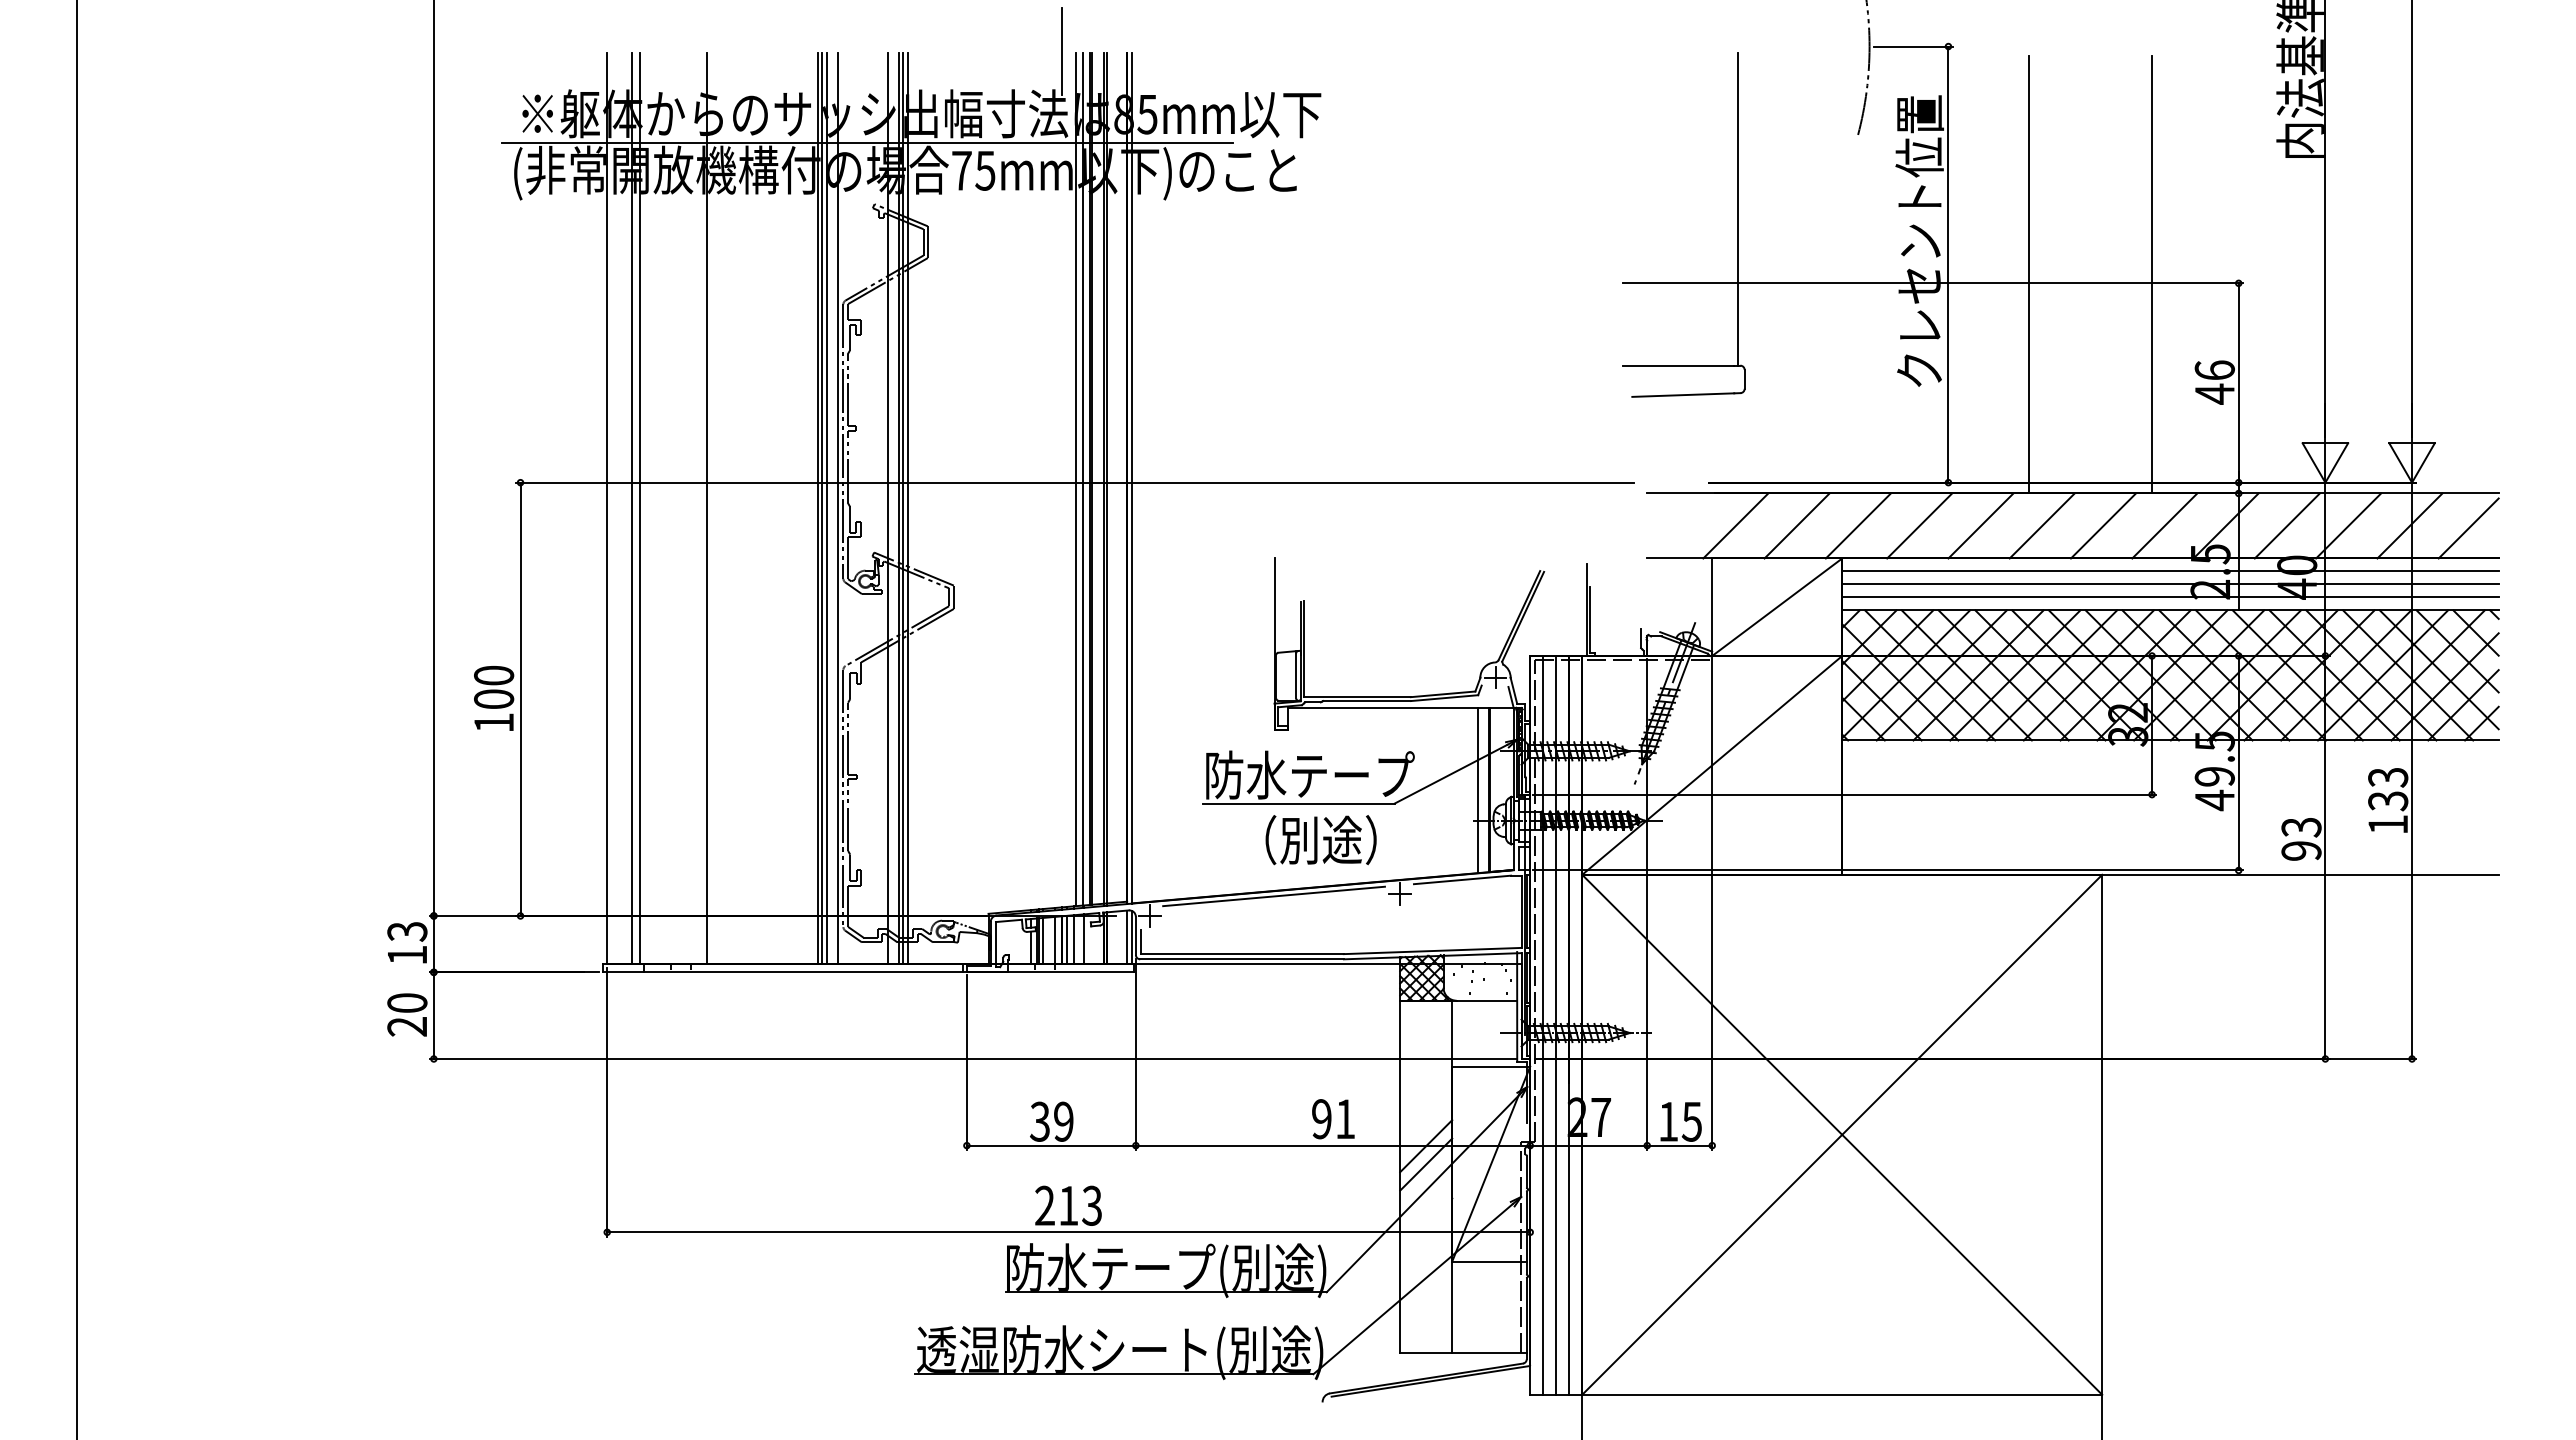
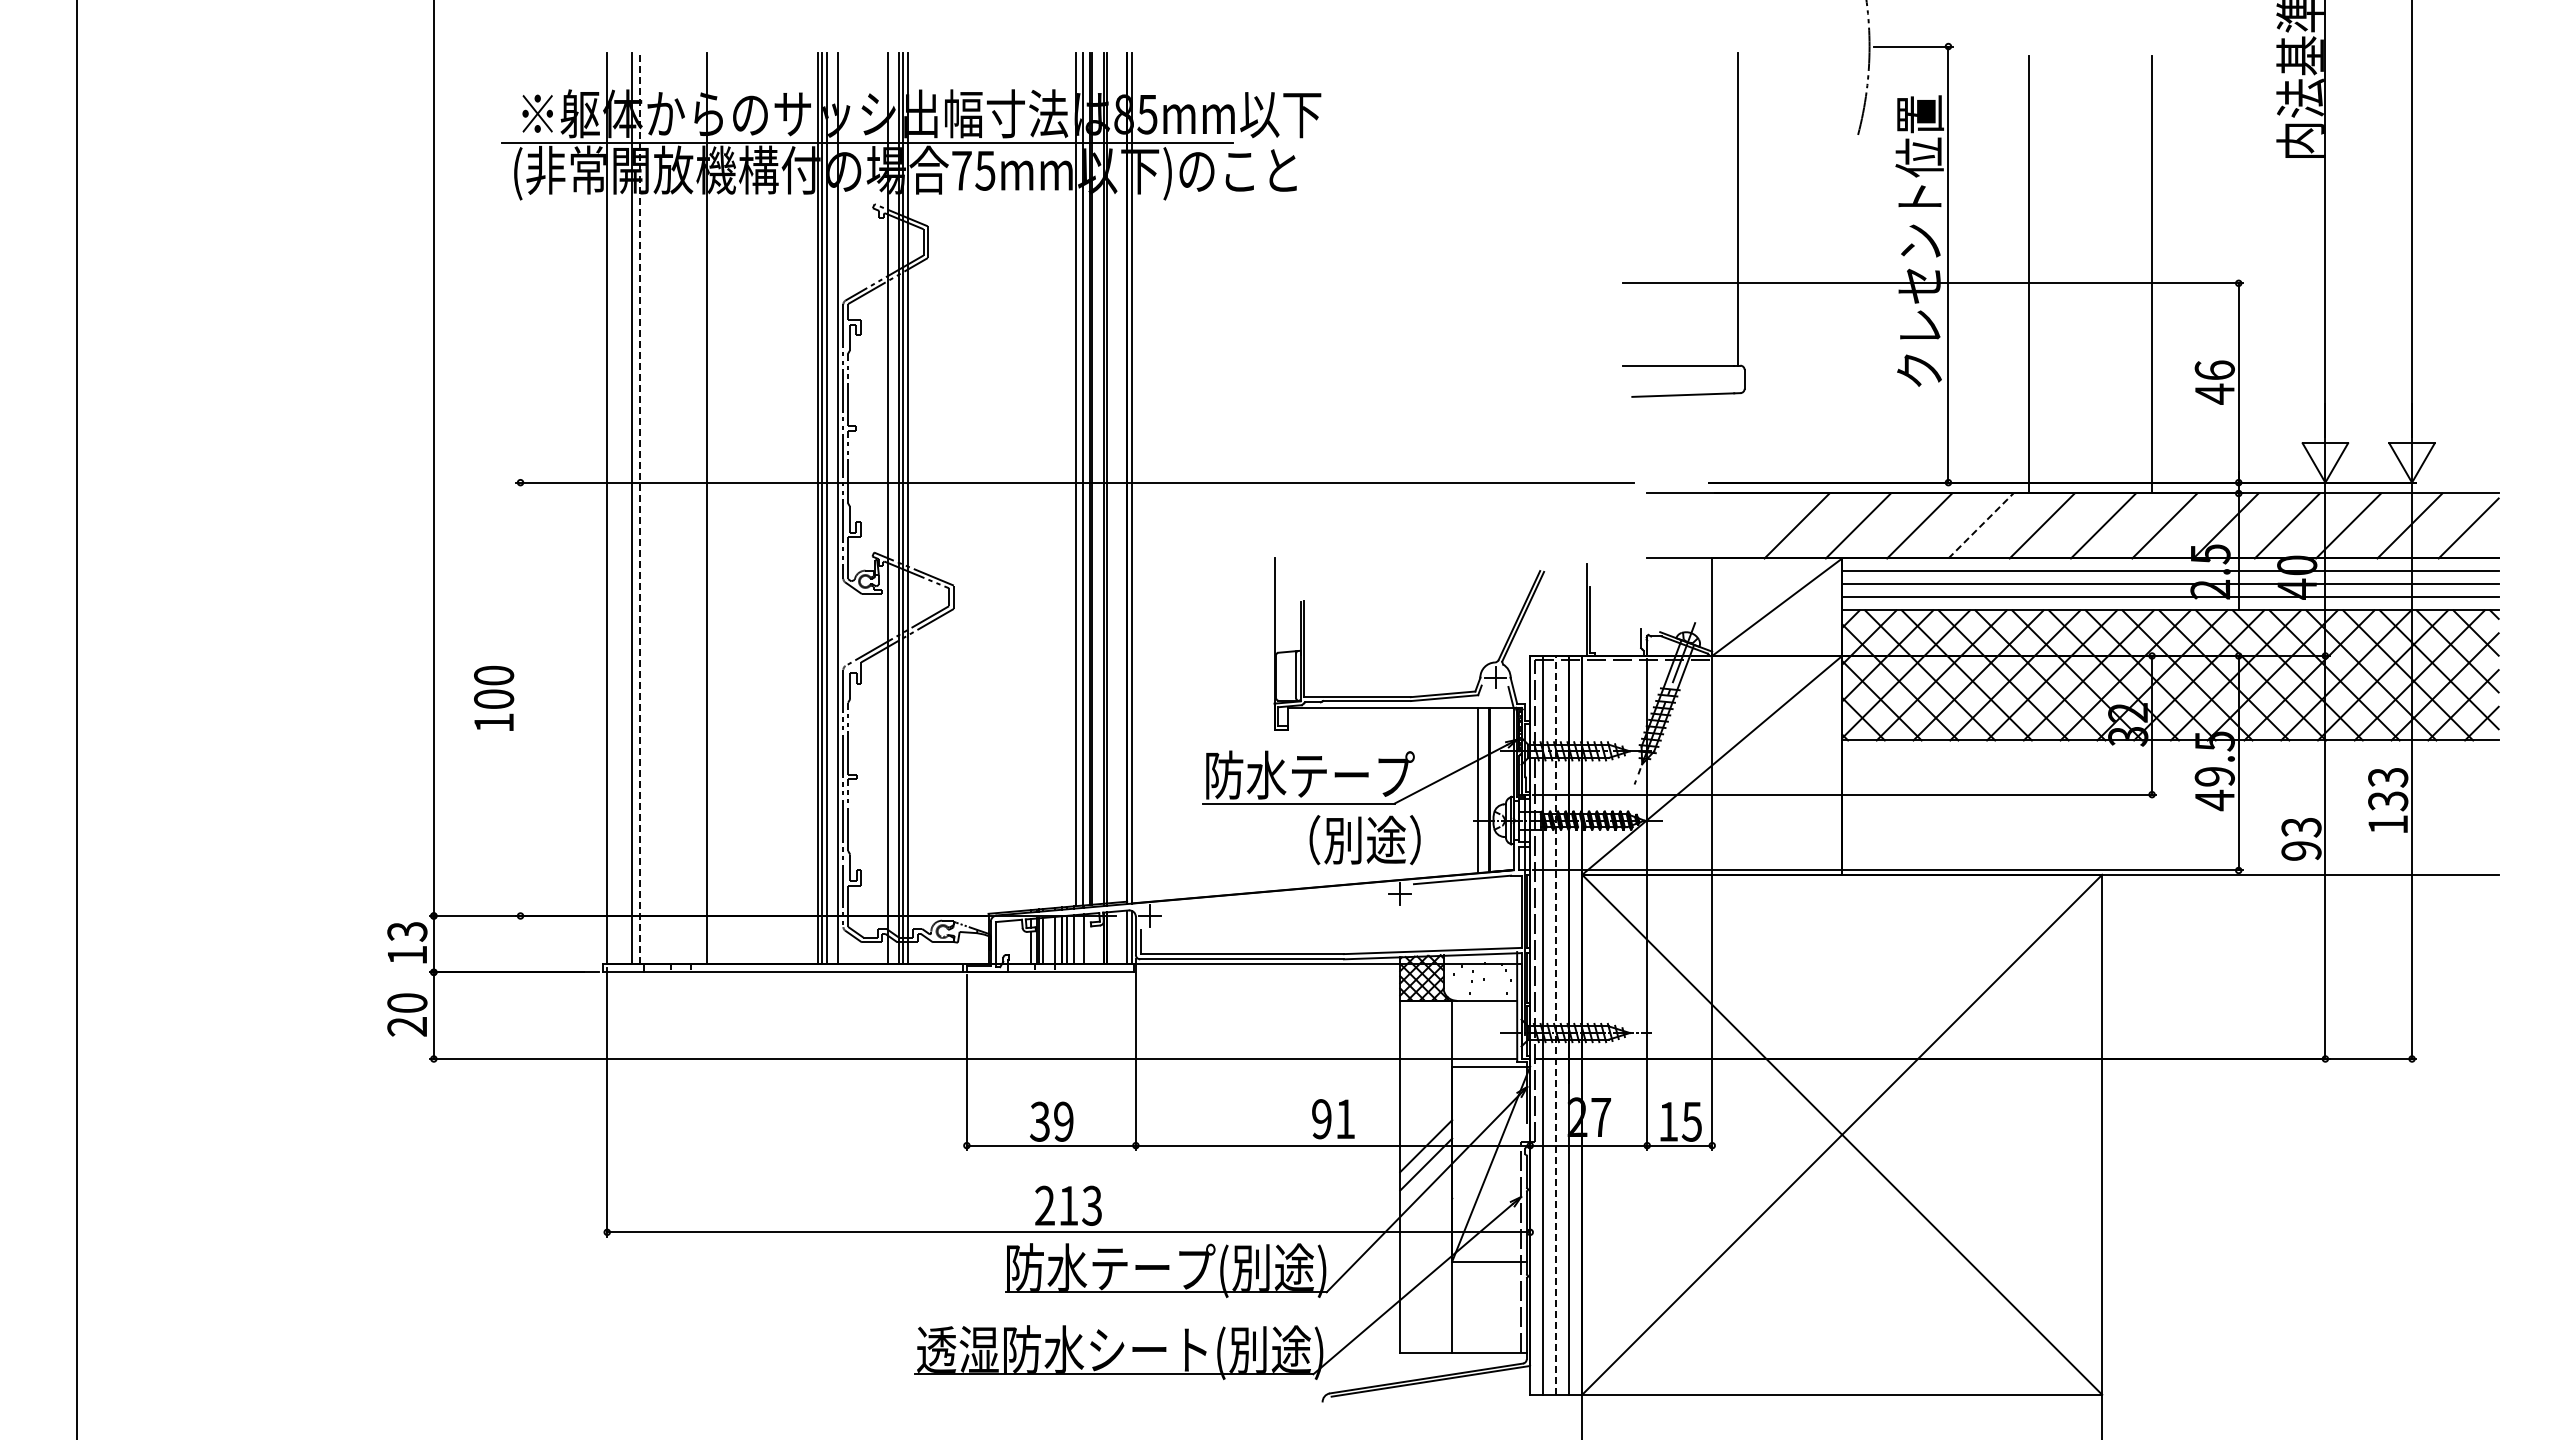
line: present -> none (1062, 51)
line: solid -> dashed (639, 508)
line: present -> none (1735, 525)
line: solid -> dashed (1980, 525)
line: present -> none (520, 698)
text position: (1320, 840) -> (1364, 840) (1364, 840)
line: present -> none (1273, 896)
line: solid -> dashed (1556, 1024)
